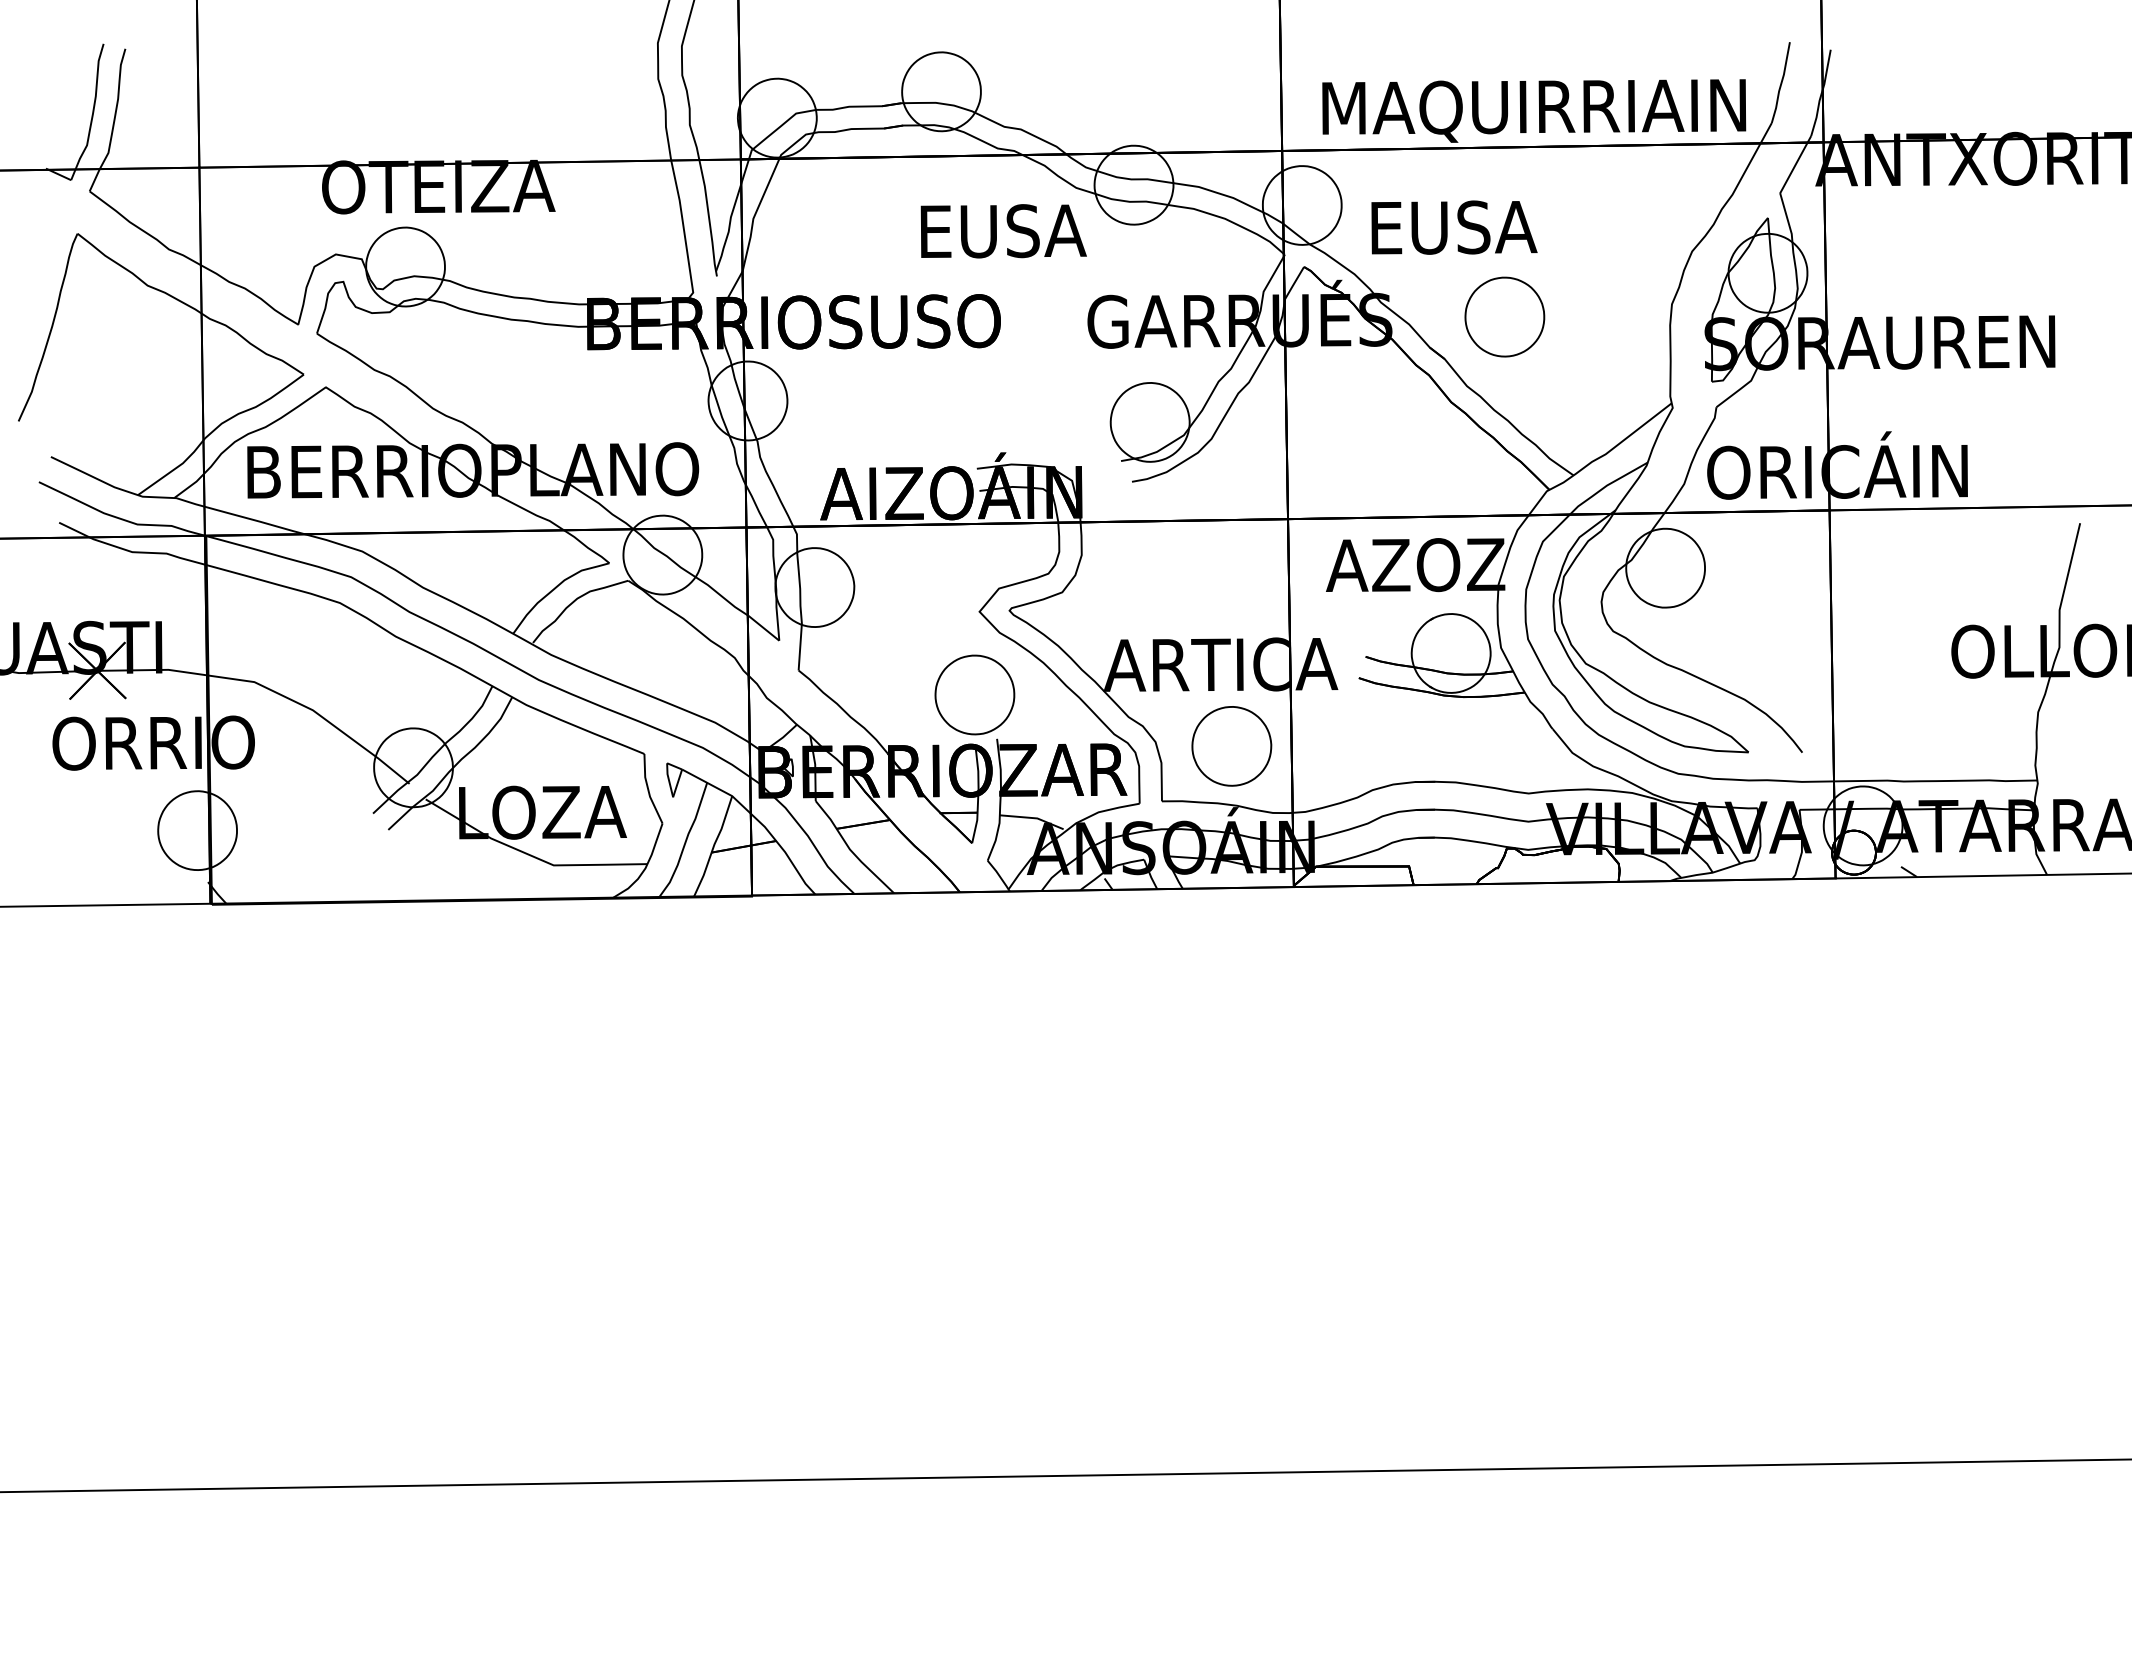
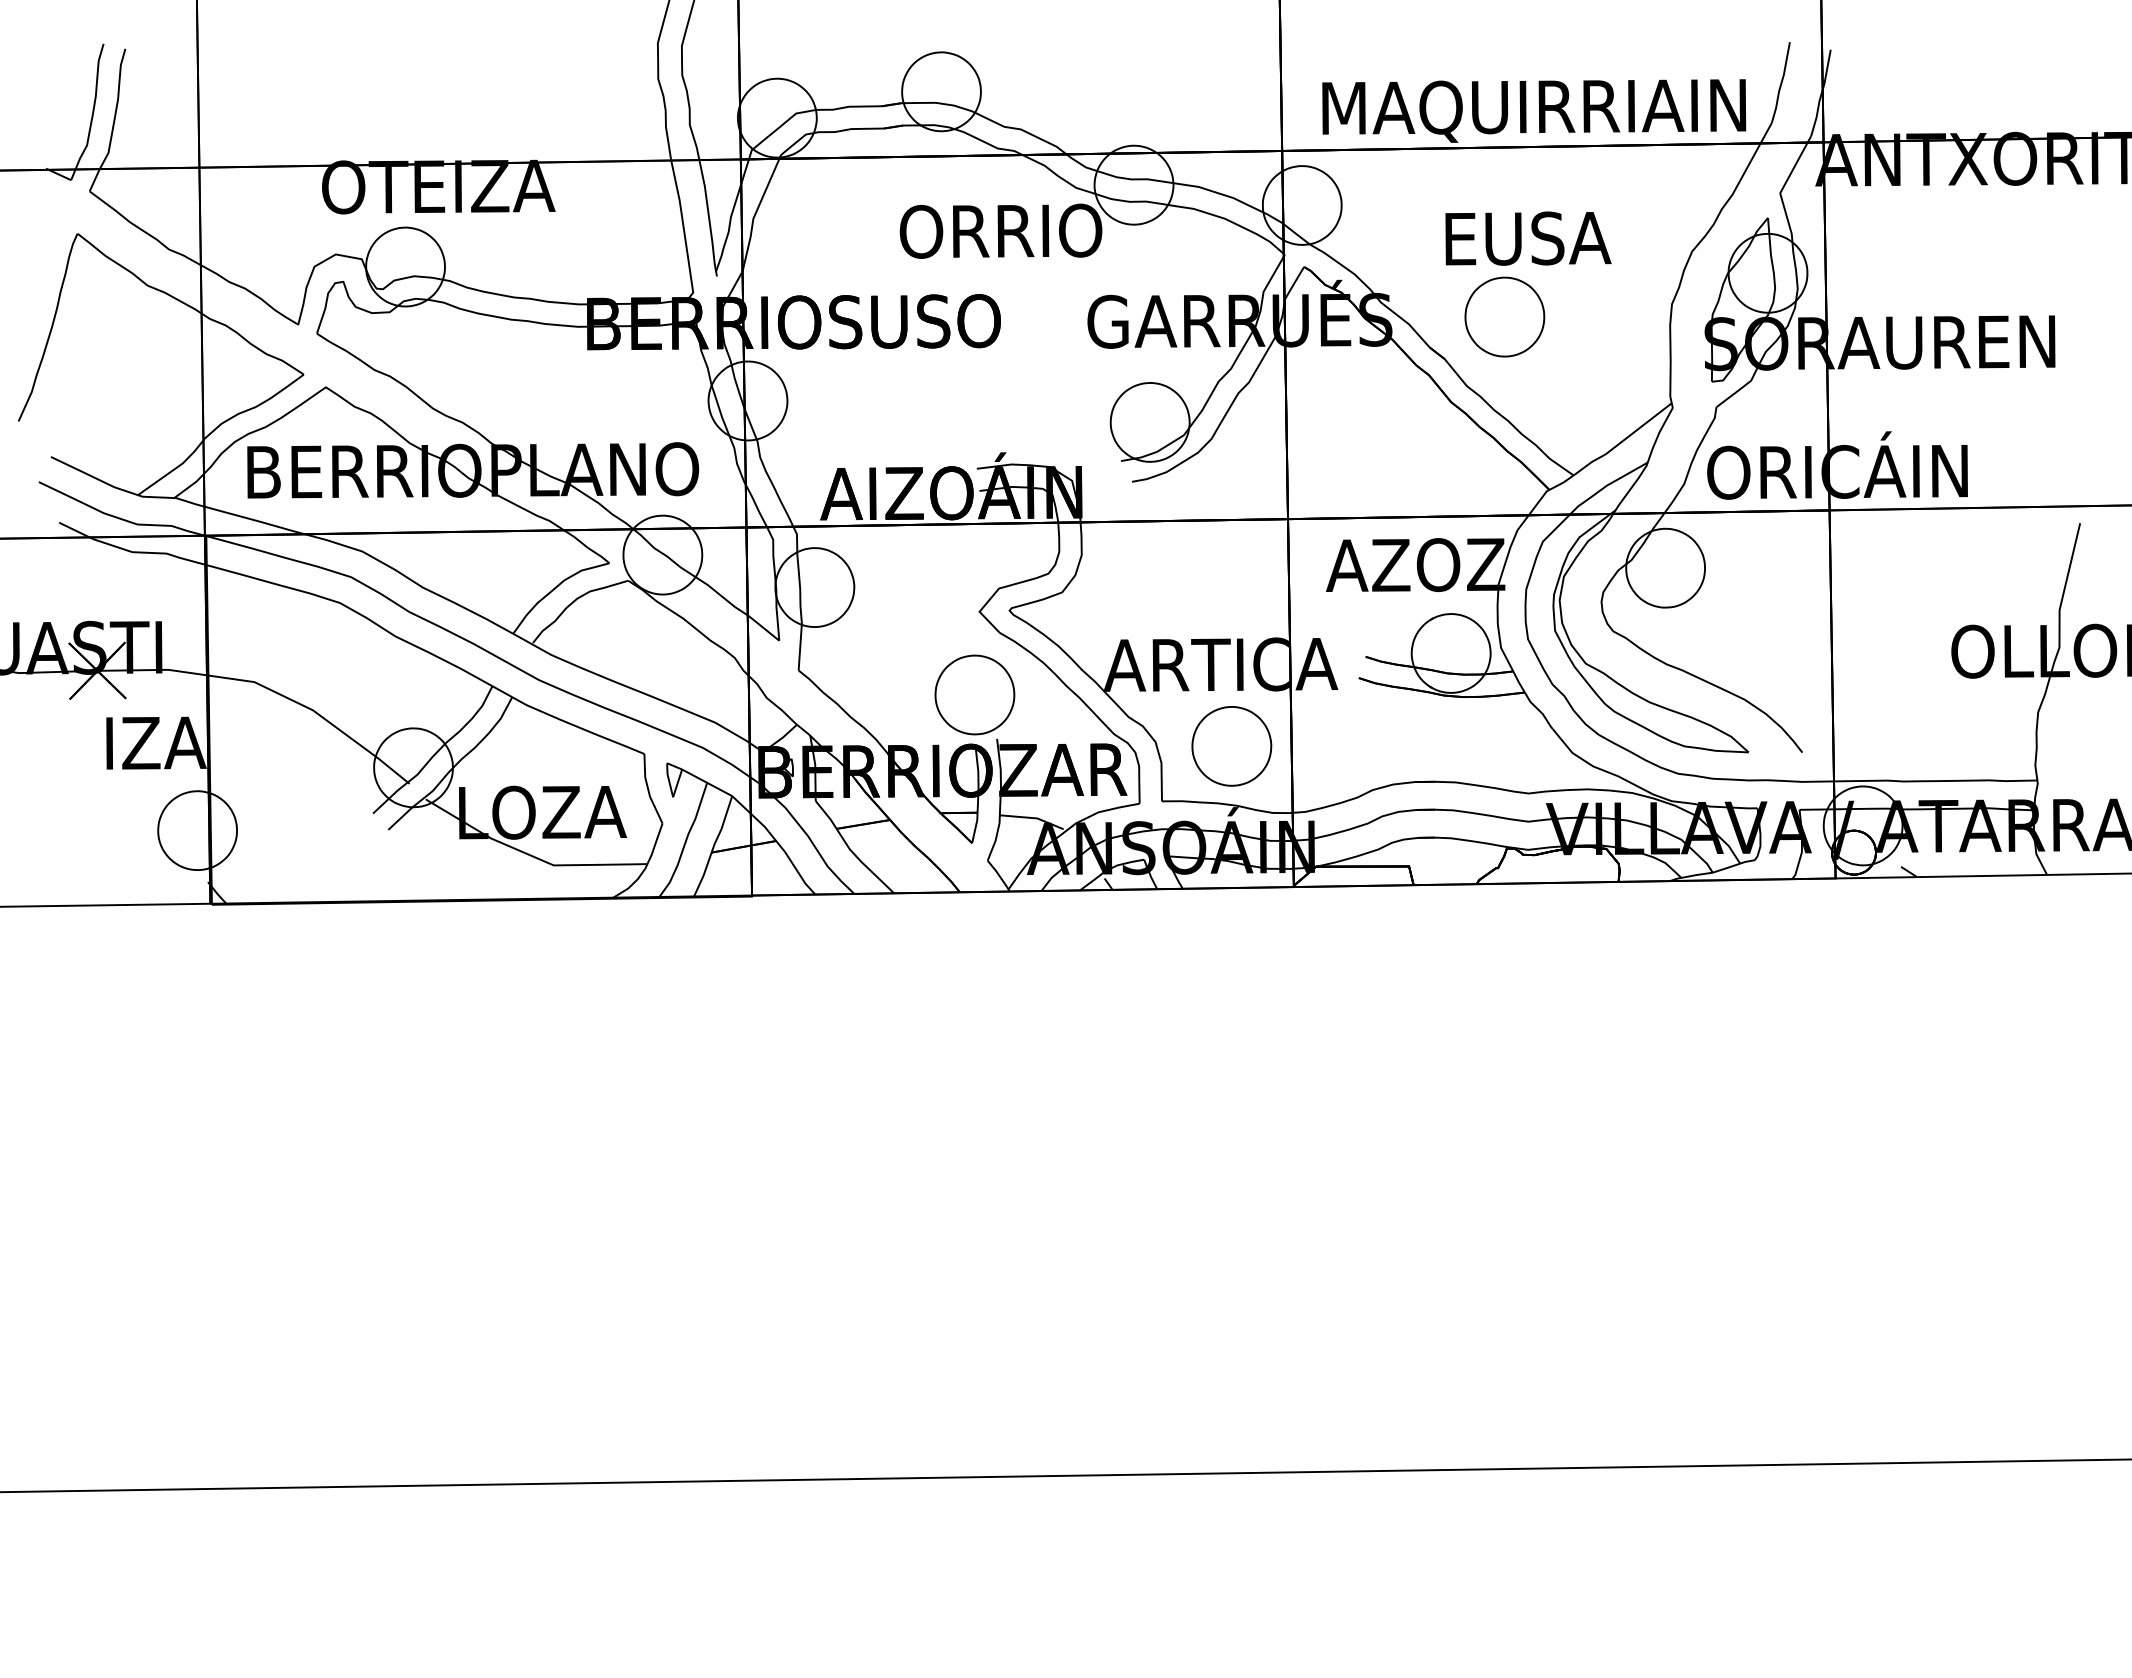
text position: (1454, 227) -> (1528, 238) (1528, 238)
text: EUSA -> ORRIO (1000, 230)
text: ORRIO -> IZA (153, 742)
